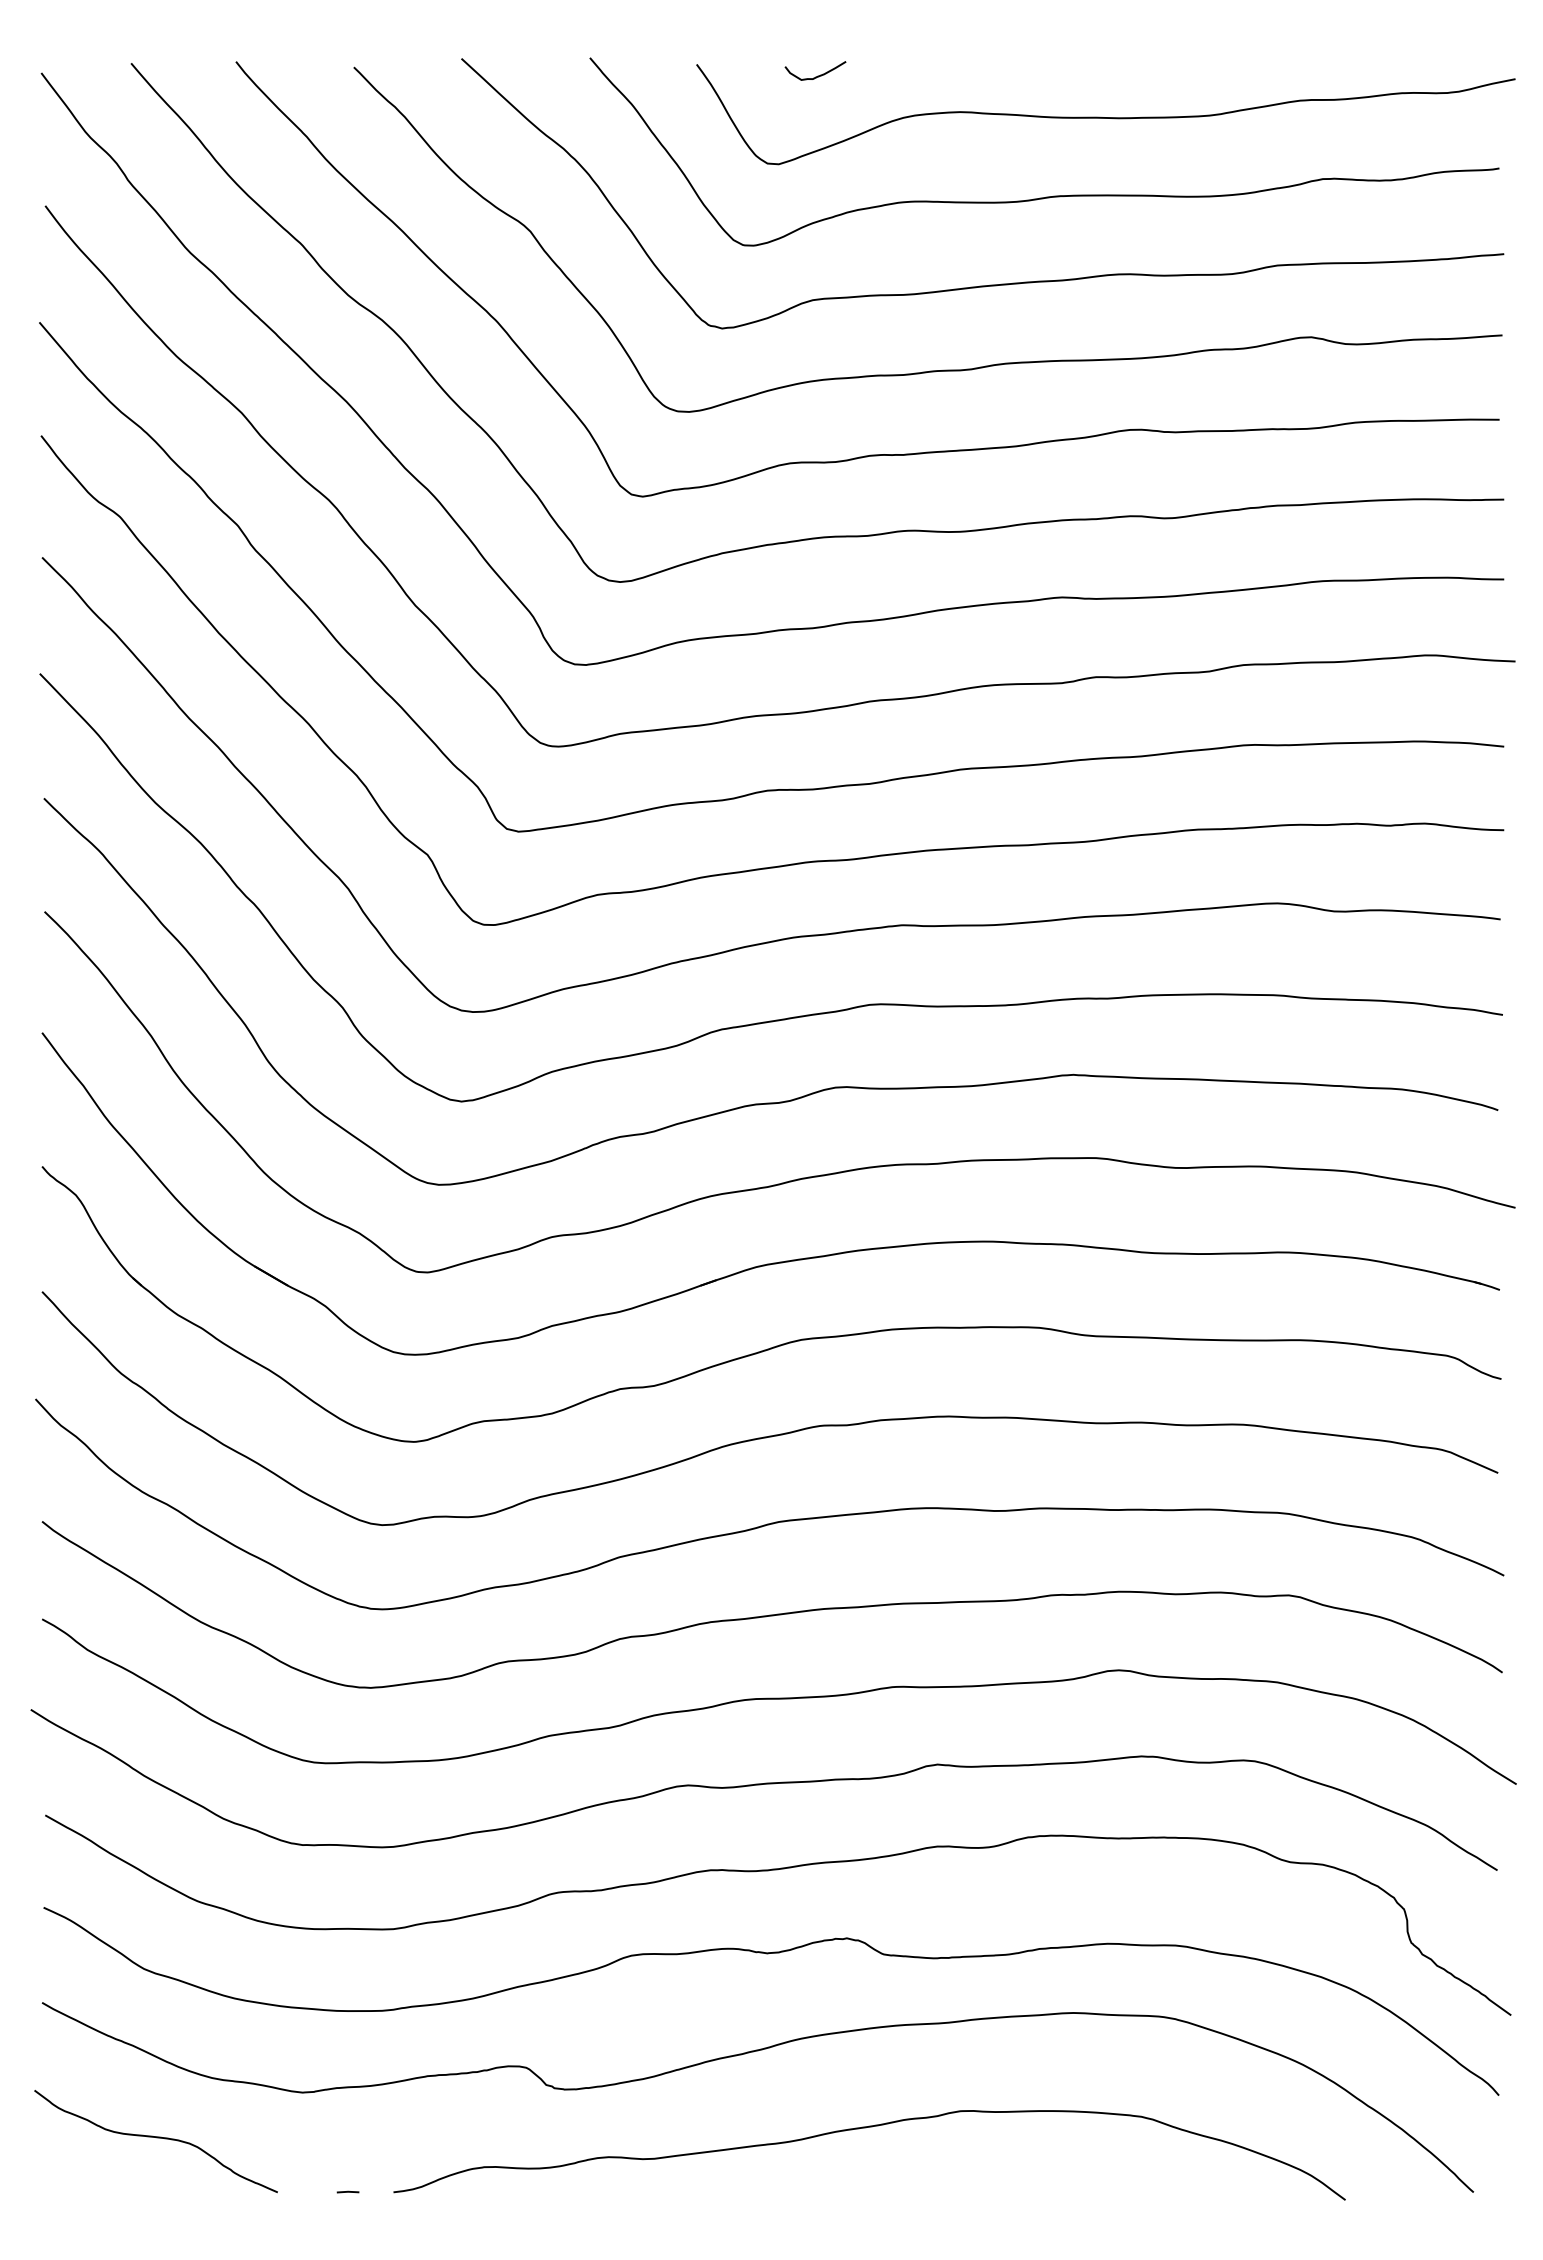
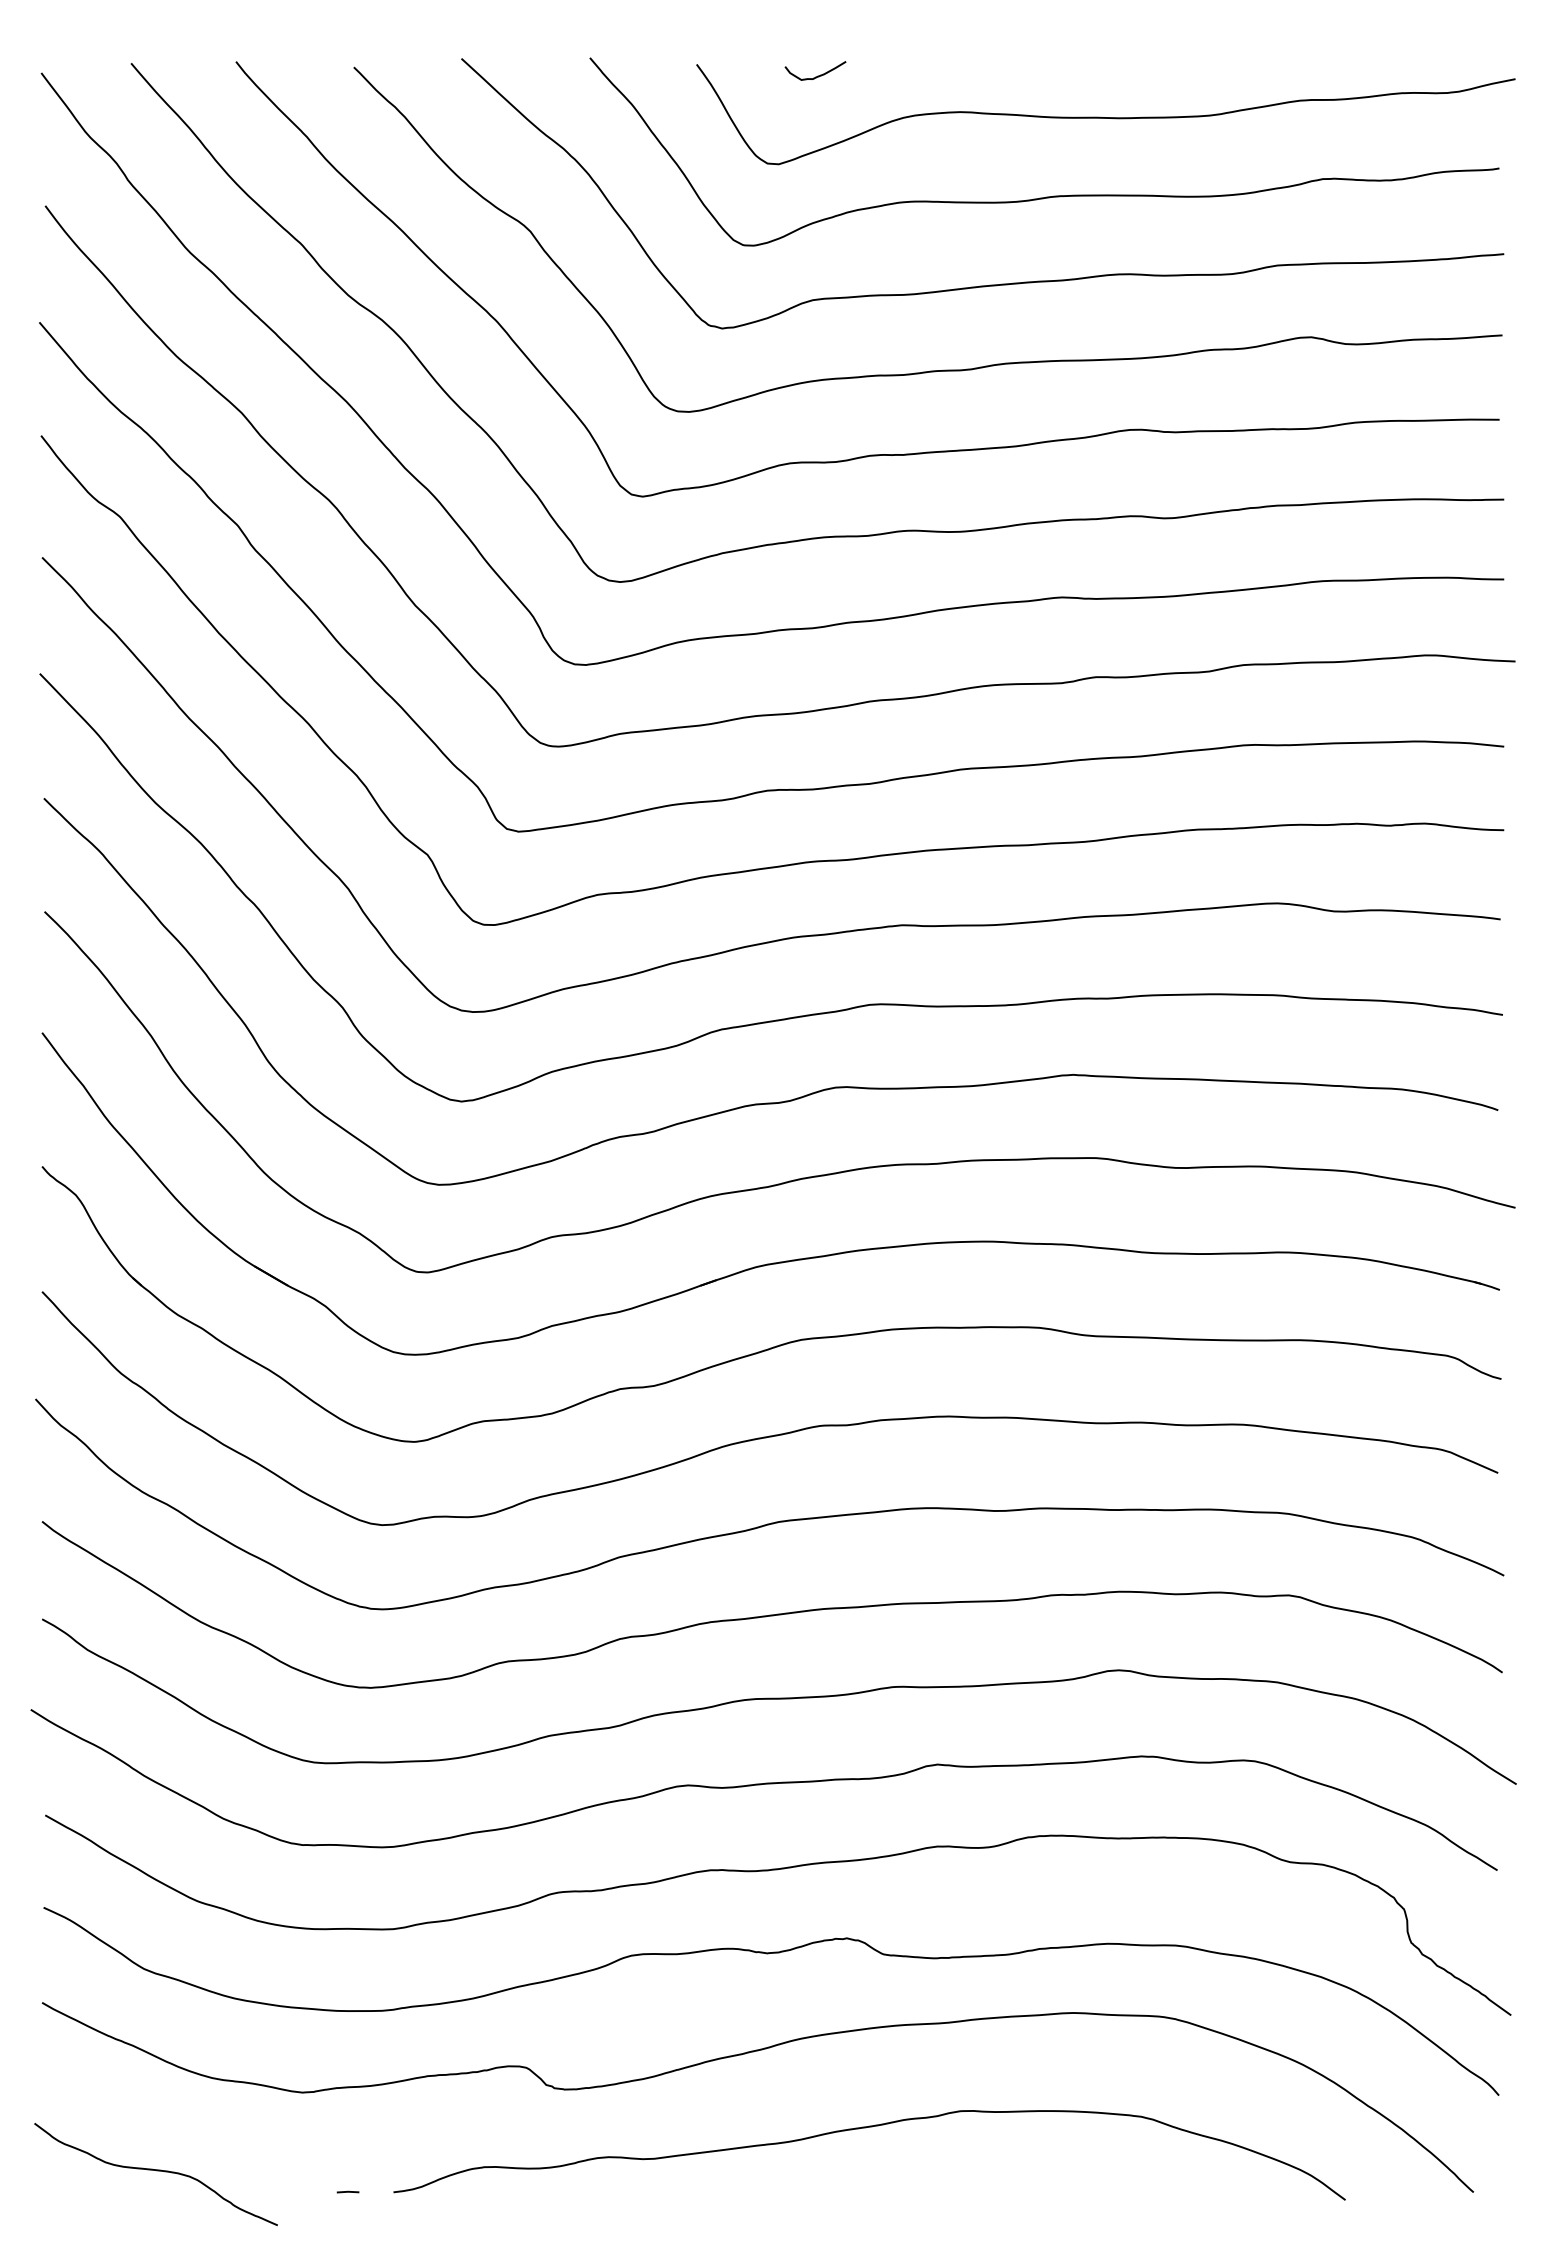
curve position: (156, 2138) -> (156, 2171) (156, 2171)
